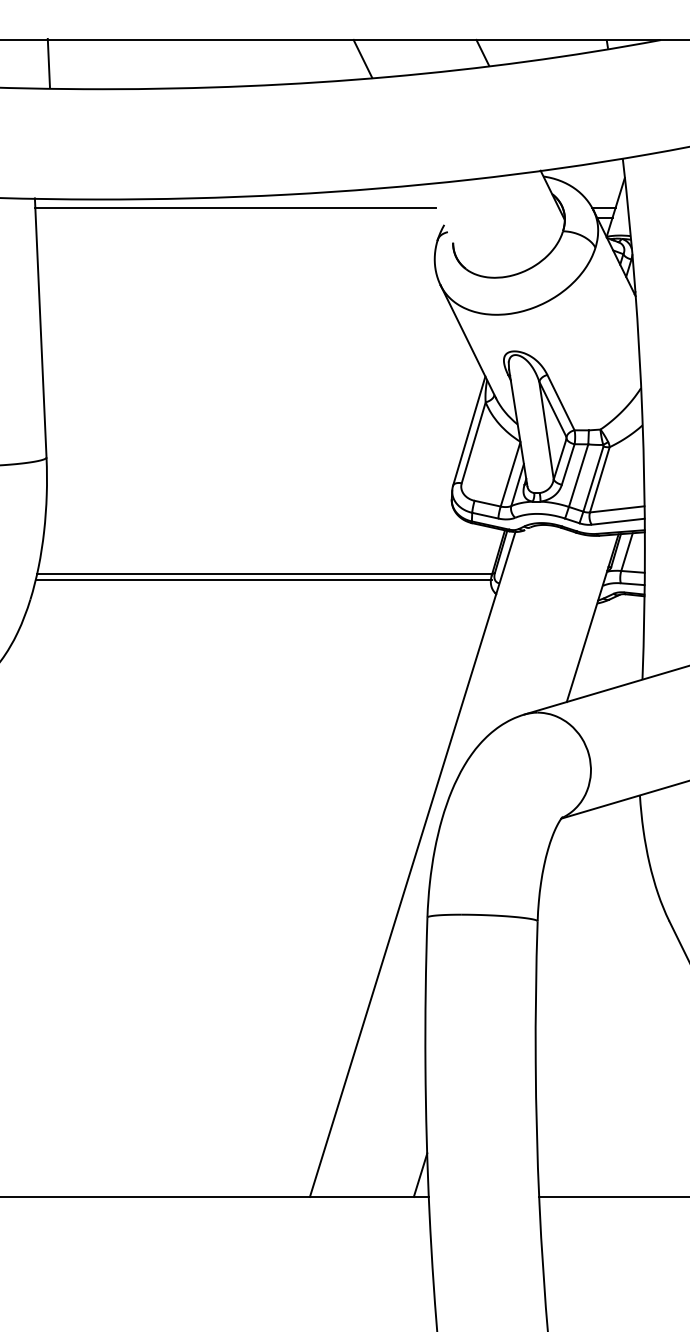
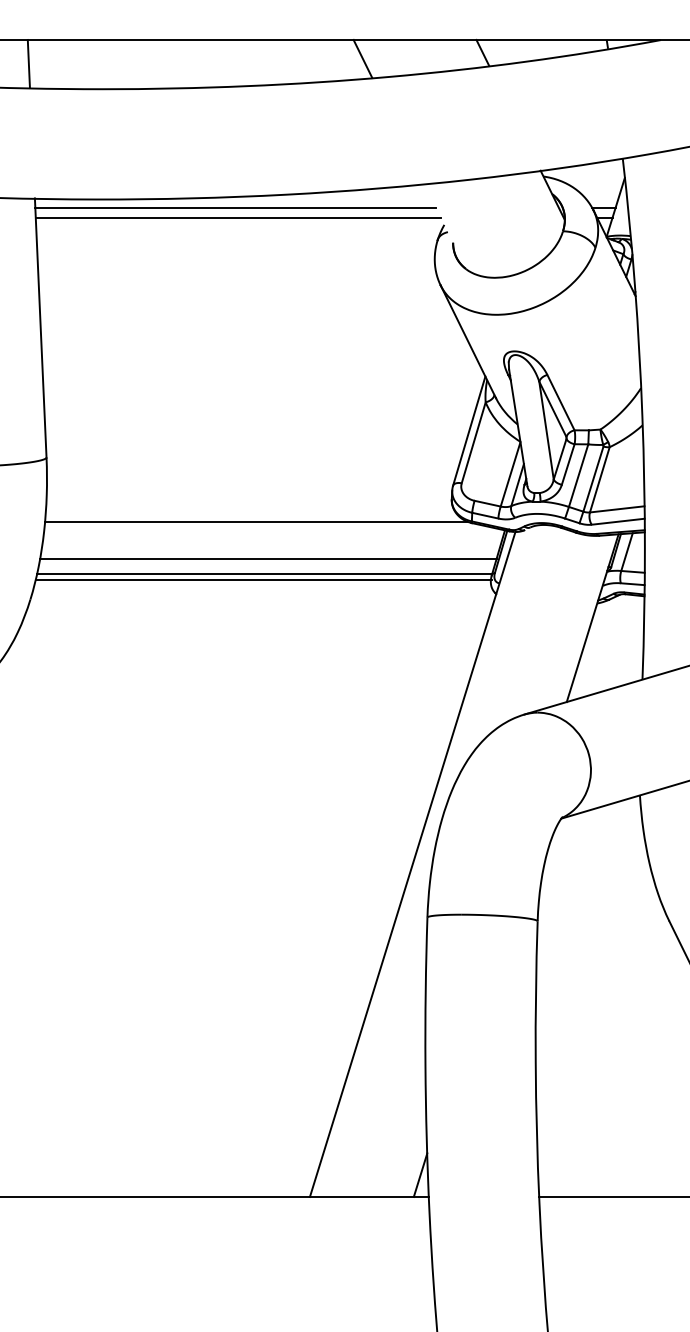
line position: (48, 62) -> (28, 63) (28, 63)
line: none -> present (237, 217)
line: none -> present (256, 521)
line: none -> present (268, 558)
